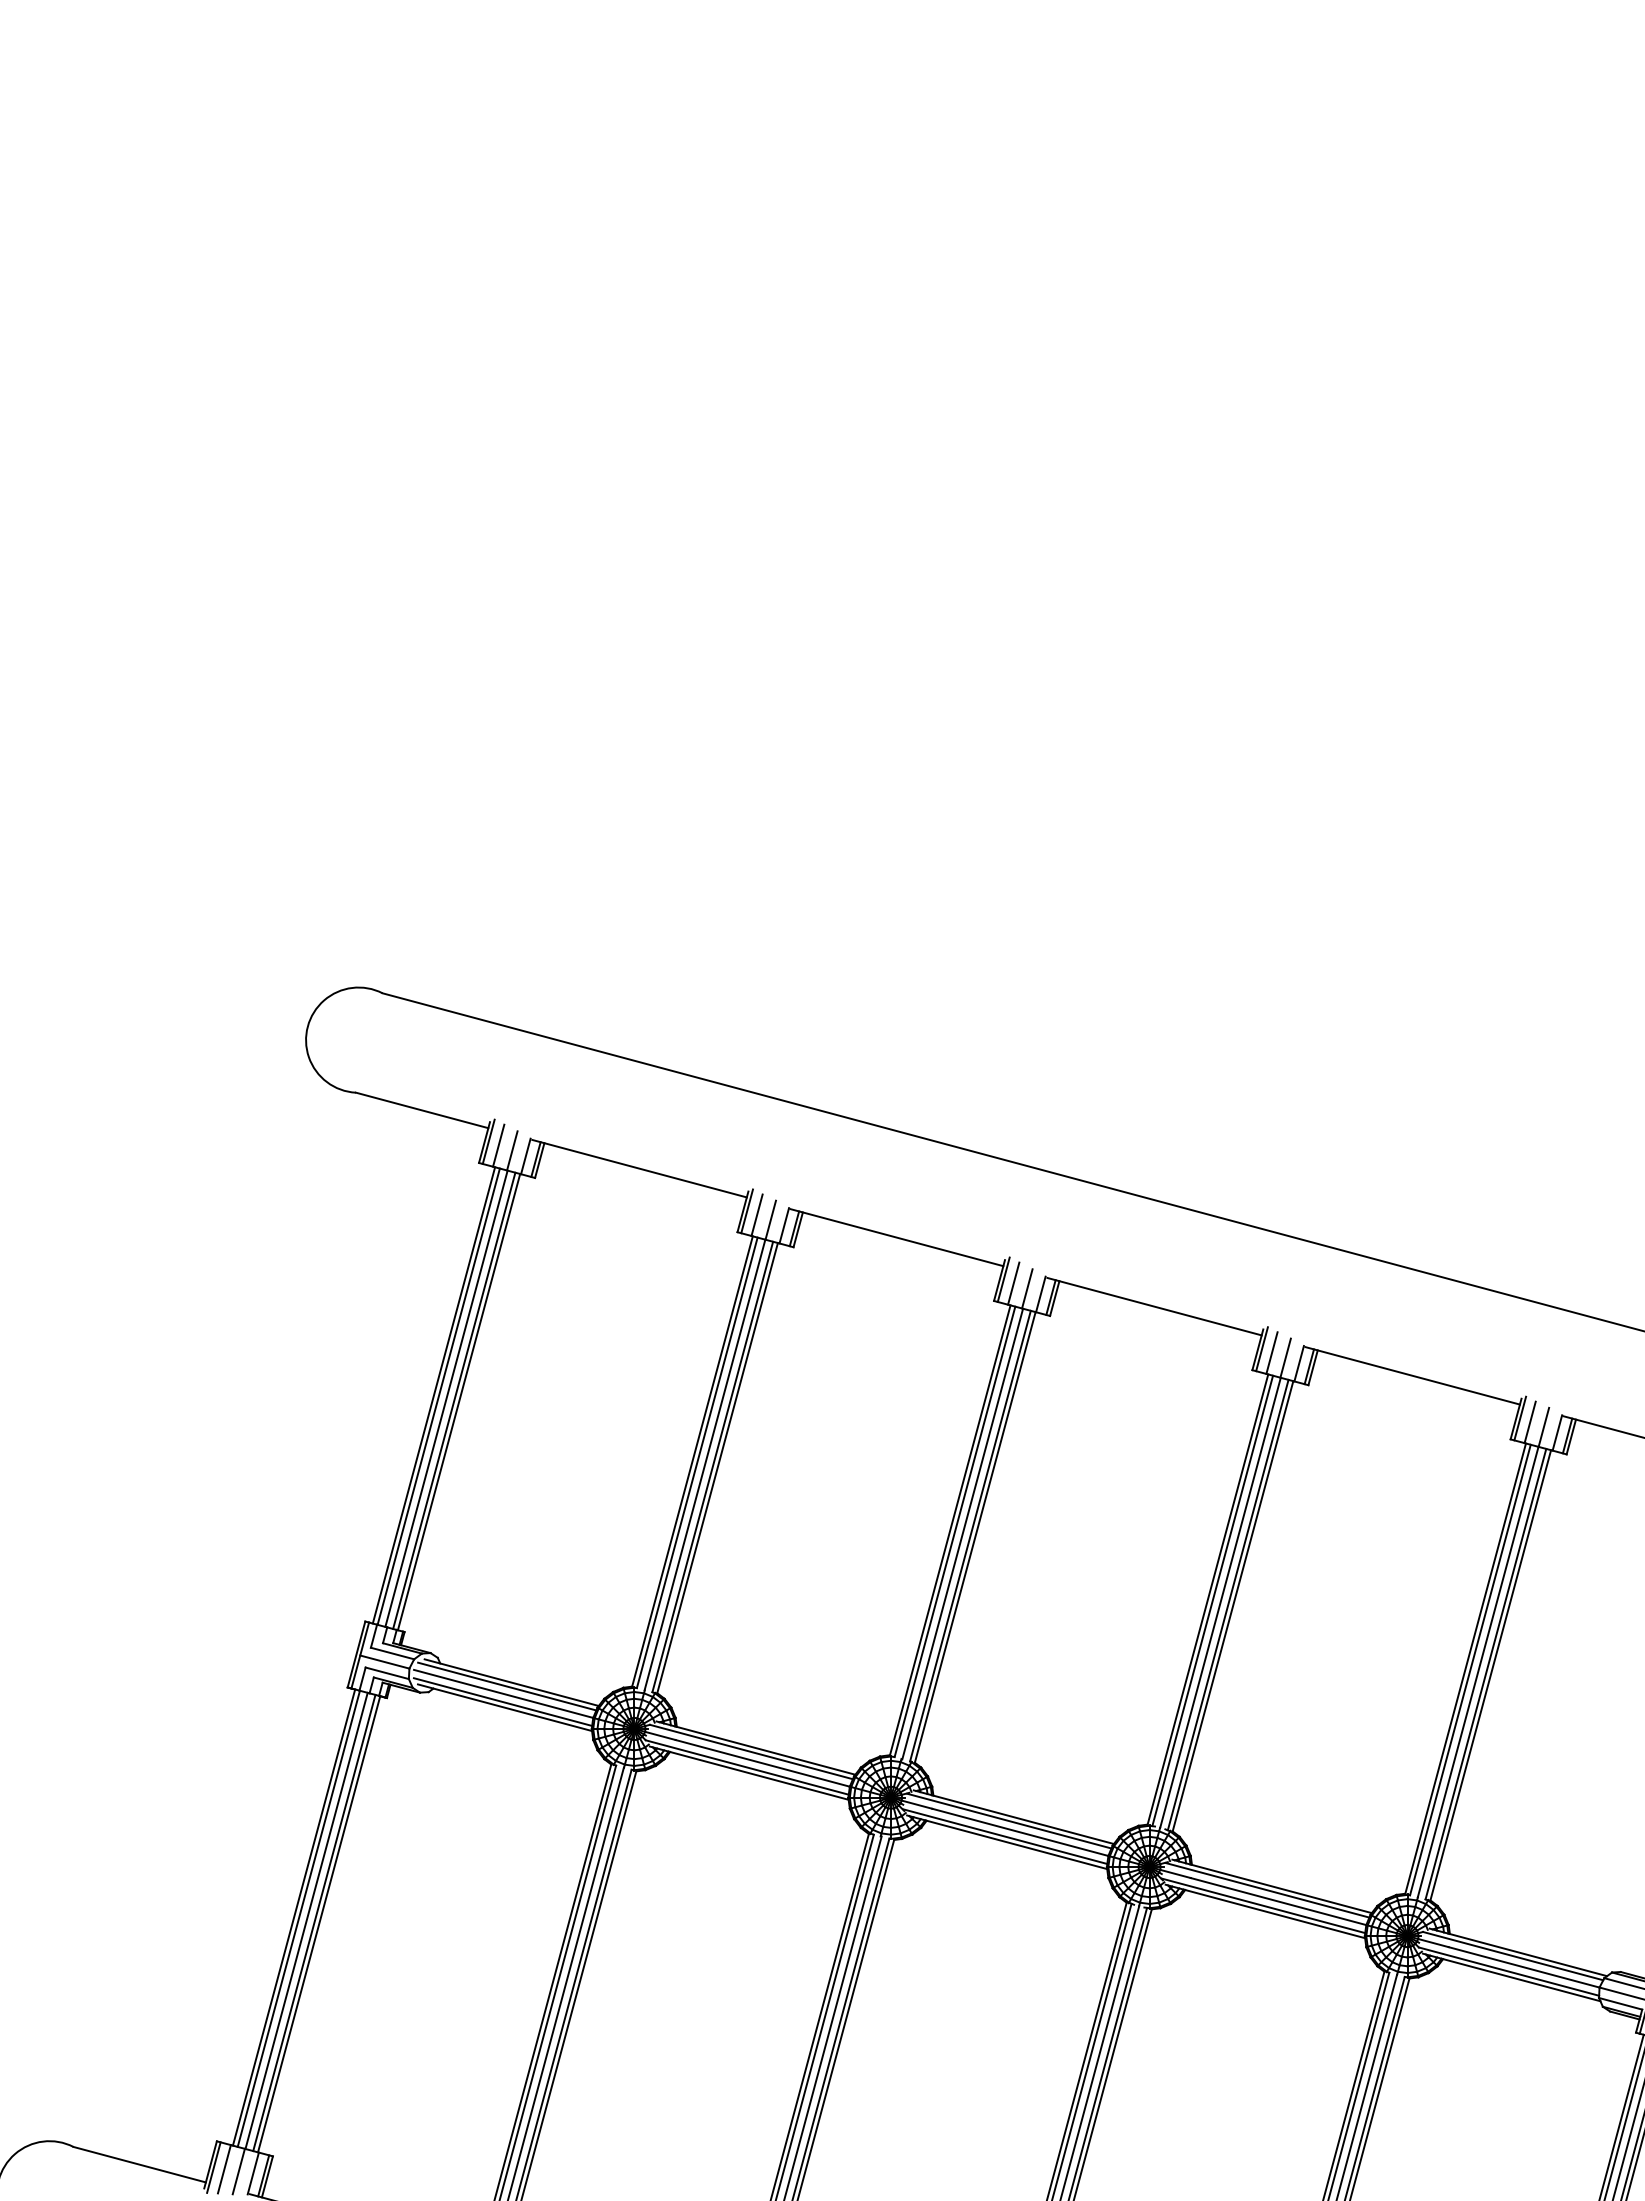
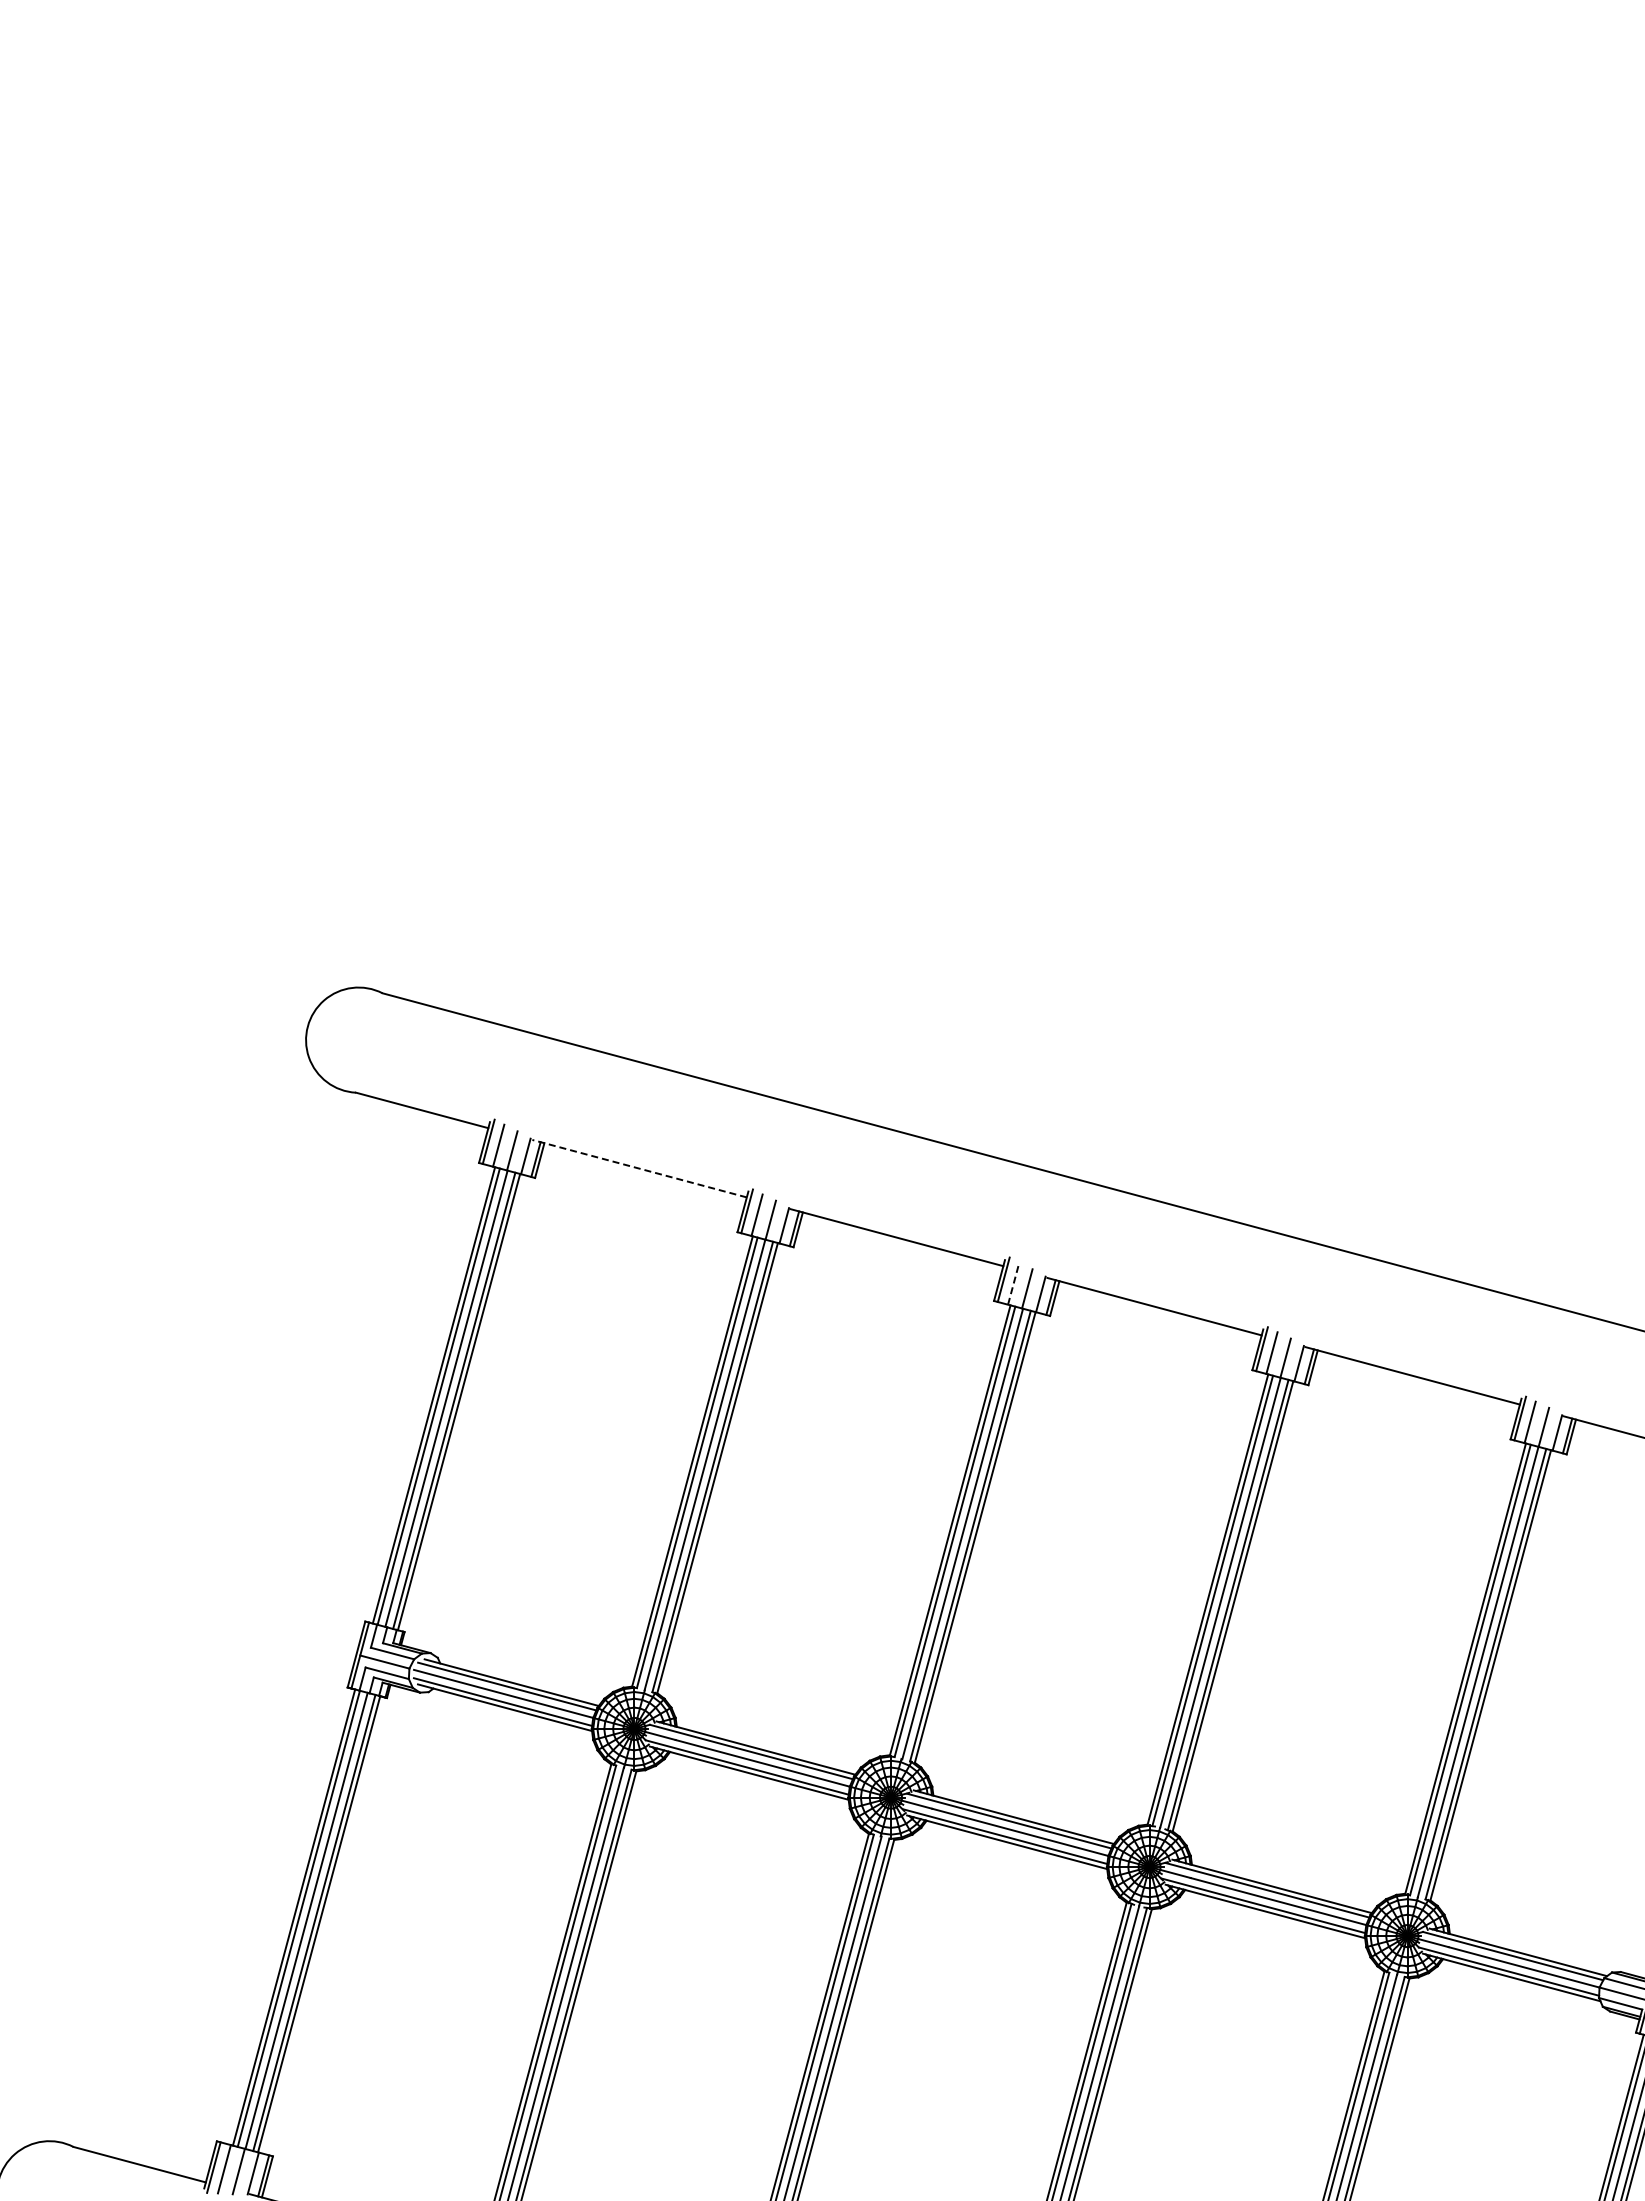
line: solid -> dashed (639, 1168)
line: solid -> dashed (1013, 1283)
